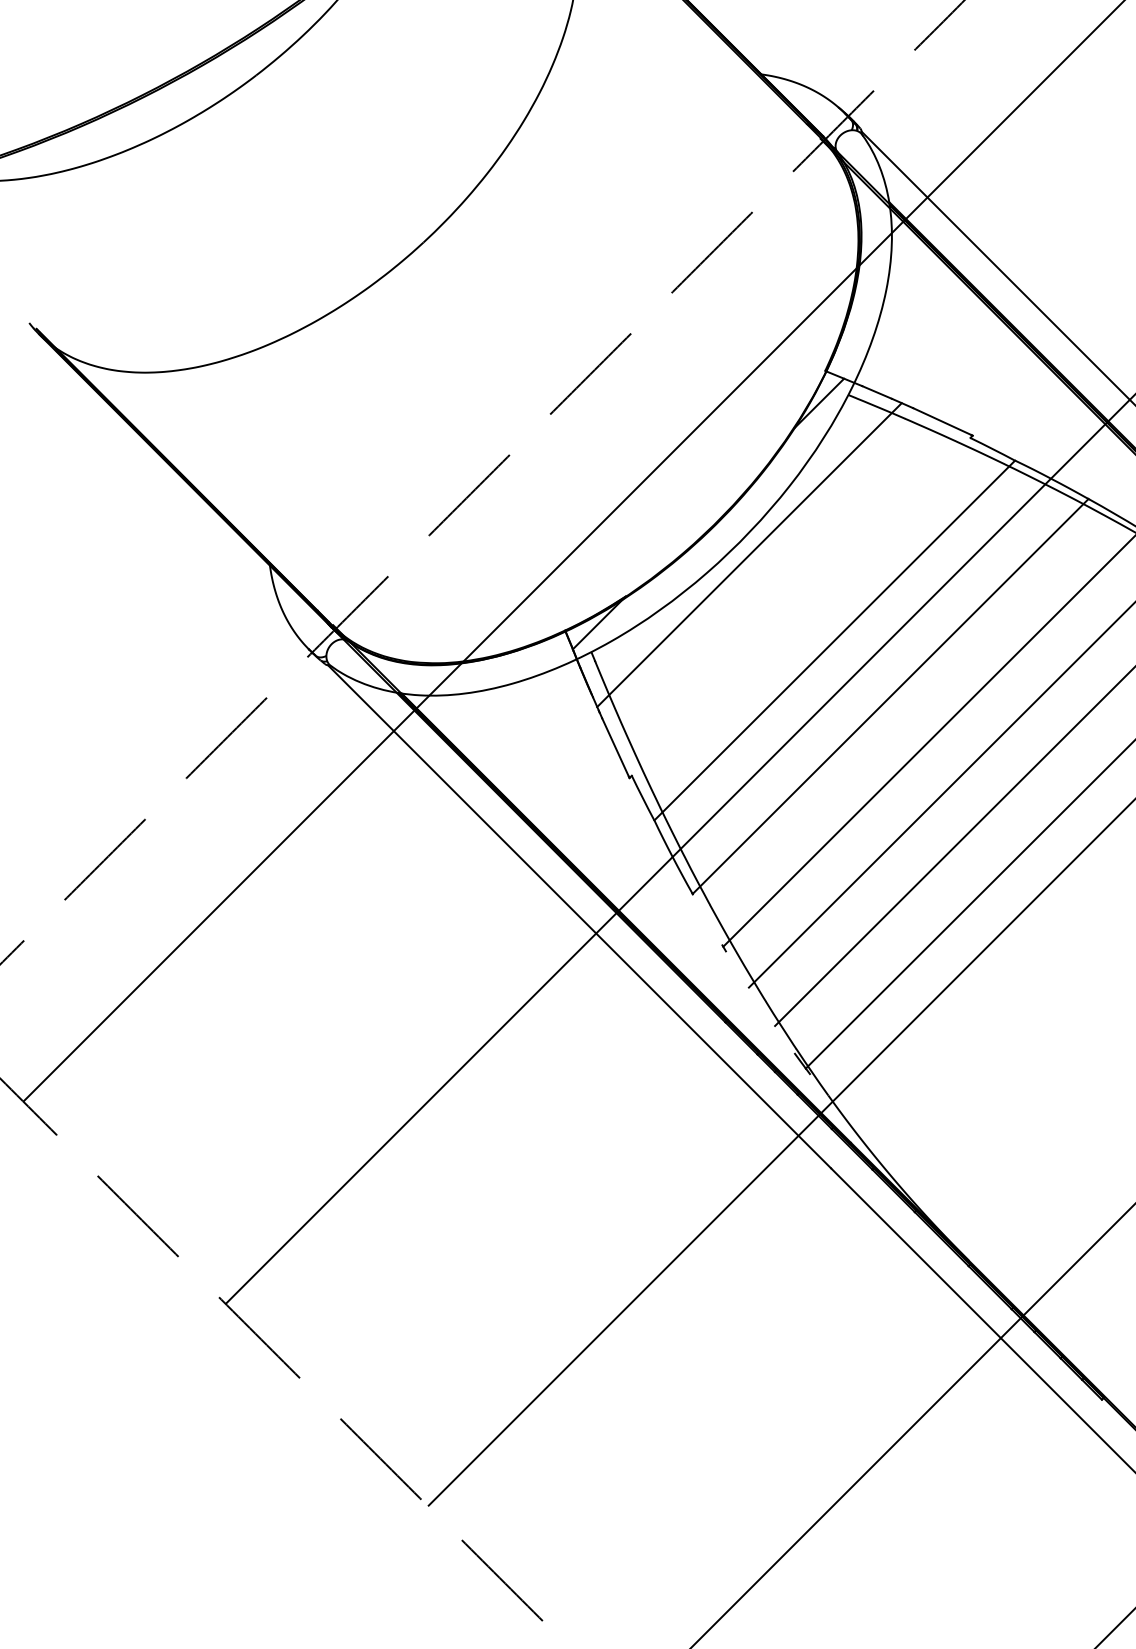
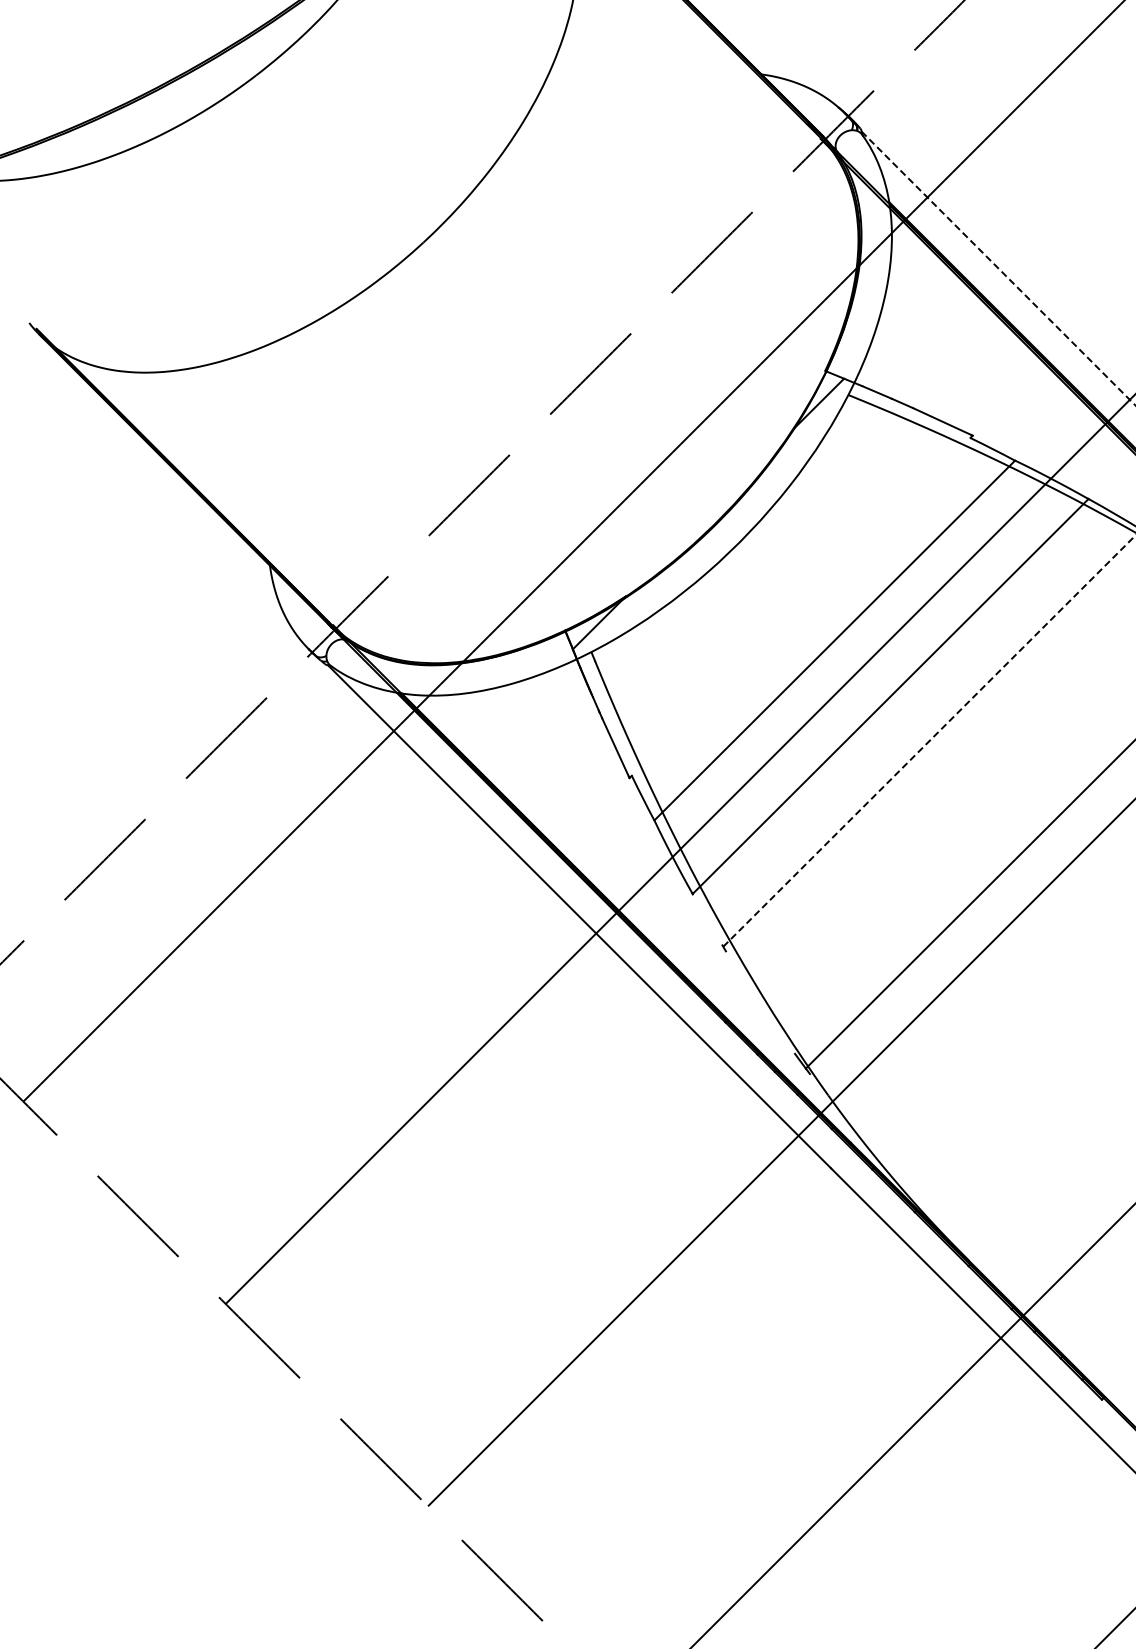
line: solid -> dashed (998, 268)
line: present -> none (749, 555)
line: solid -> dashed (929, 740)
line: present -> none (940, 796)
line: present -> none (953, 847)
